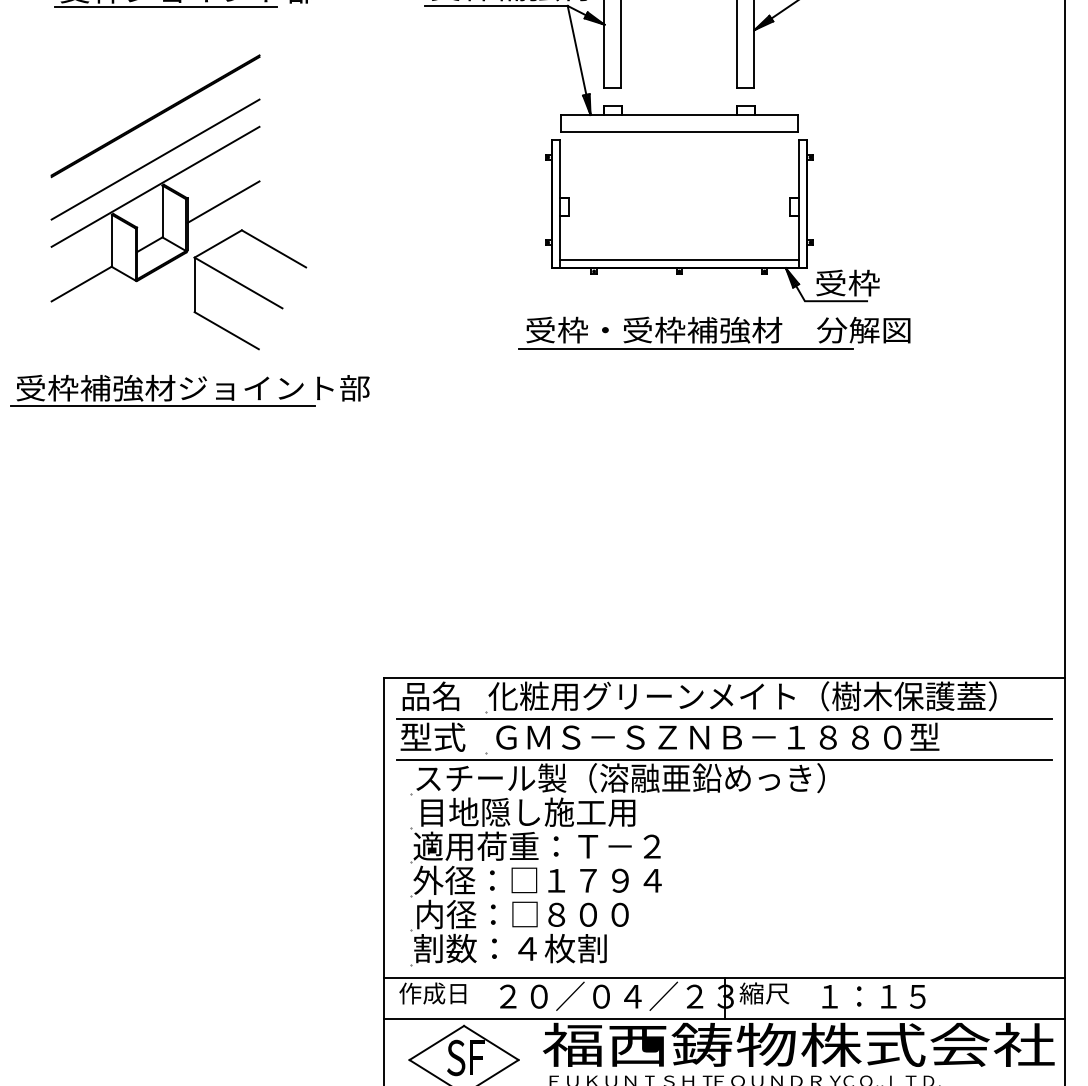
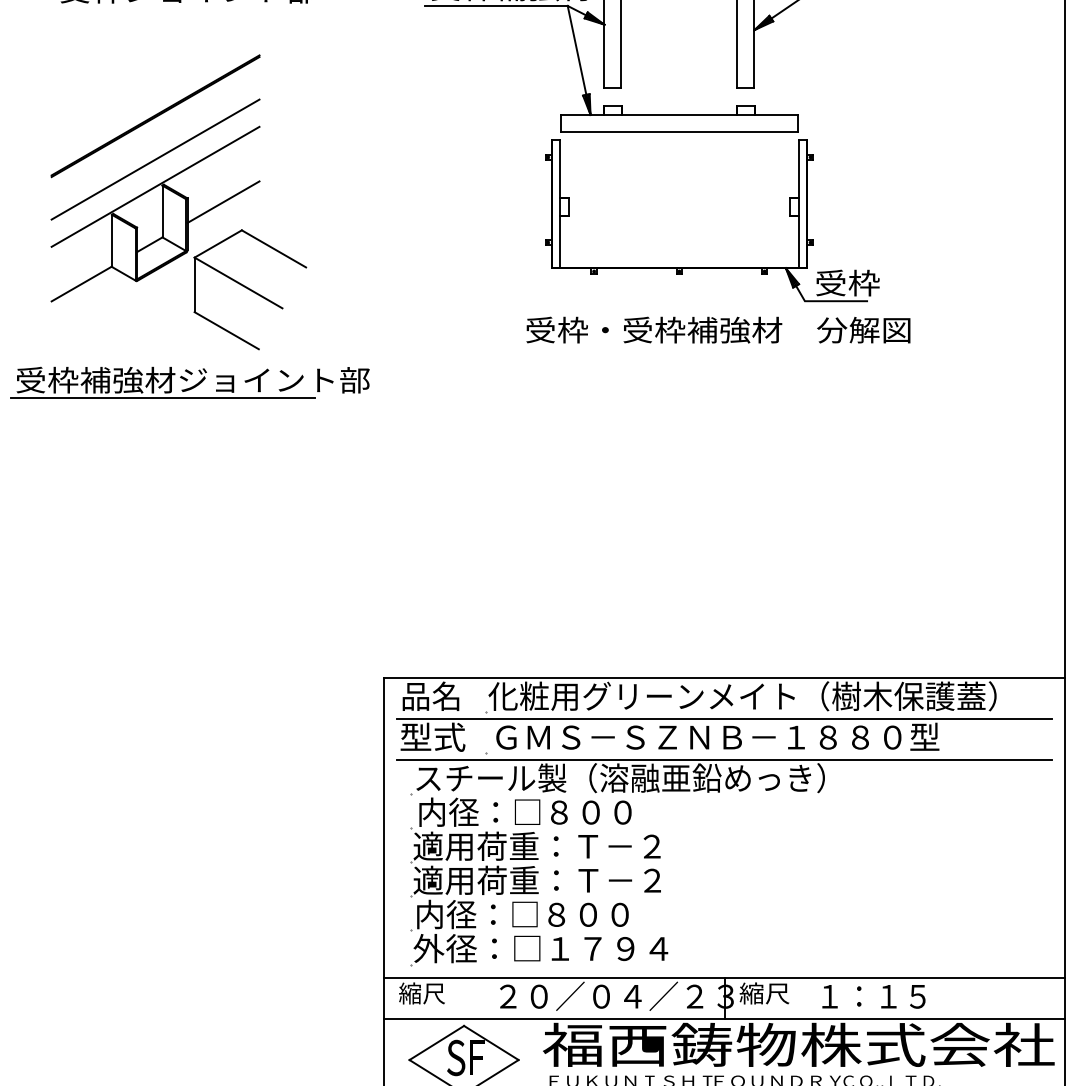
line: present -> none (165, 7)
line: present -> none (679, 259)
line: present -> none (685, 348)
part position: (189, 390) -> (189, 382) (189, 382)
text: 目地隠し施工用 -> 内径：□８００ (527, 811)
text: 外径：□１７９４ -> 適用荷重：Ｔ－２ (537, 879)
text: 割数：４枚割 -> 外径：□１７９４ (540, 948)
text: 作成日 -> 縮尺 (432, 993)
